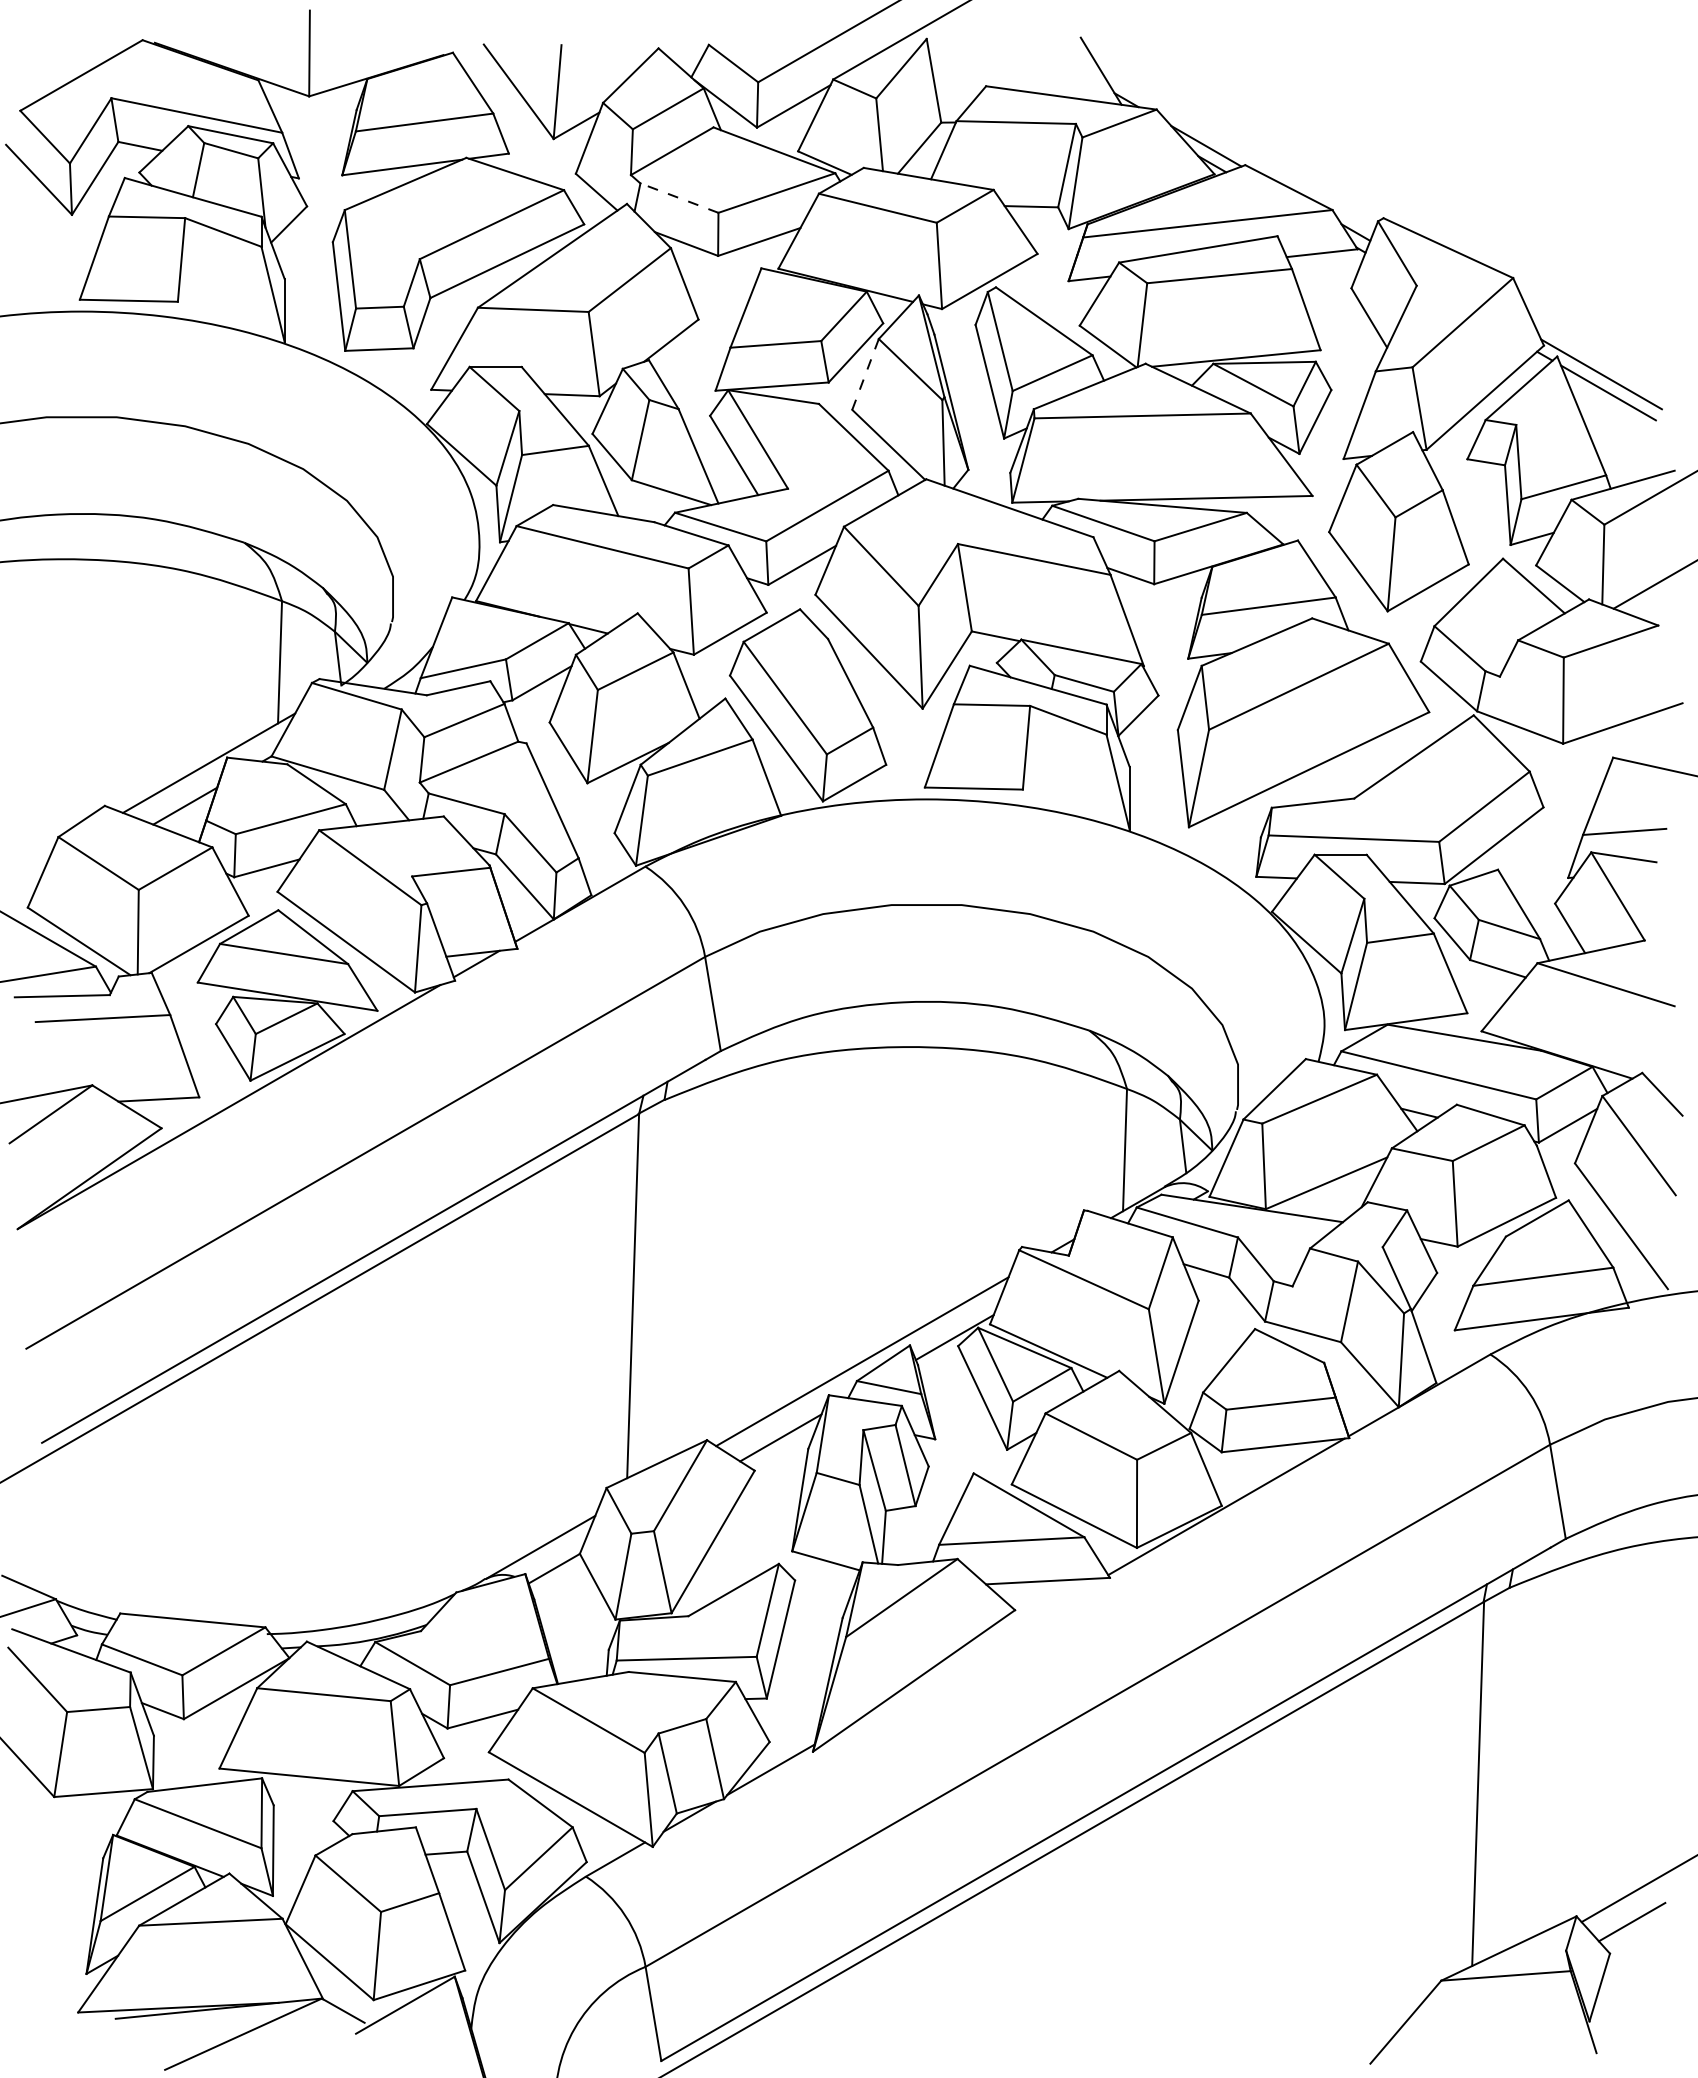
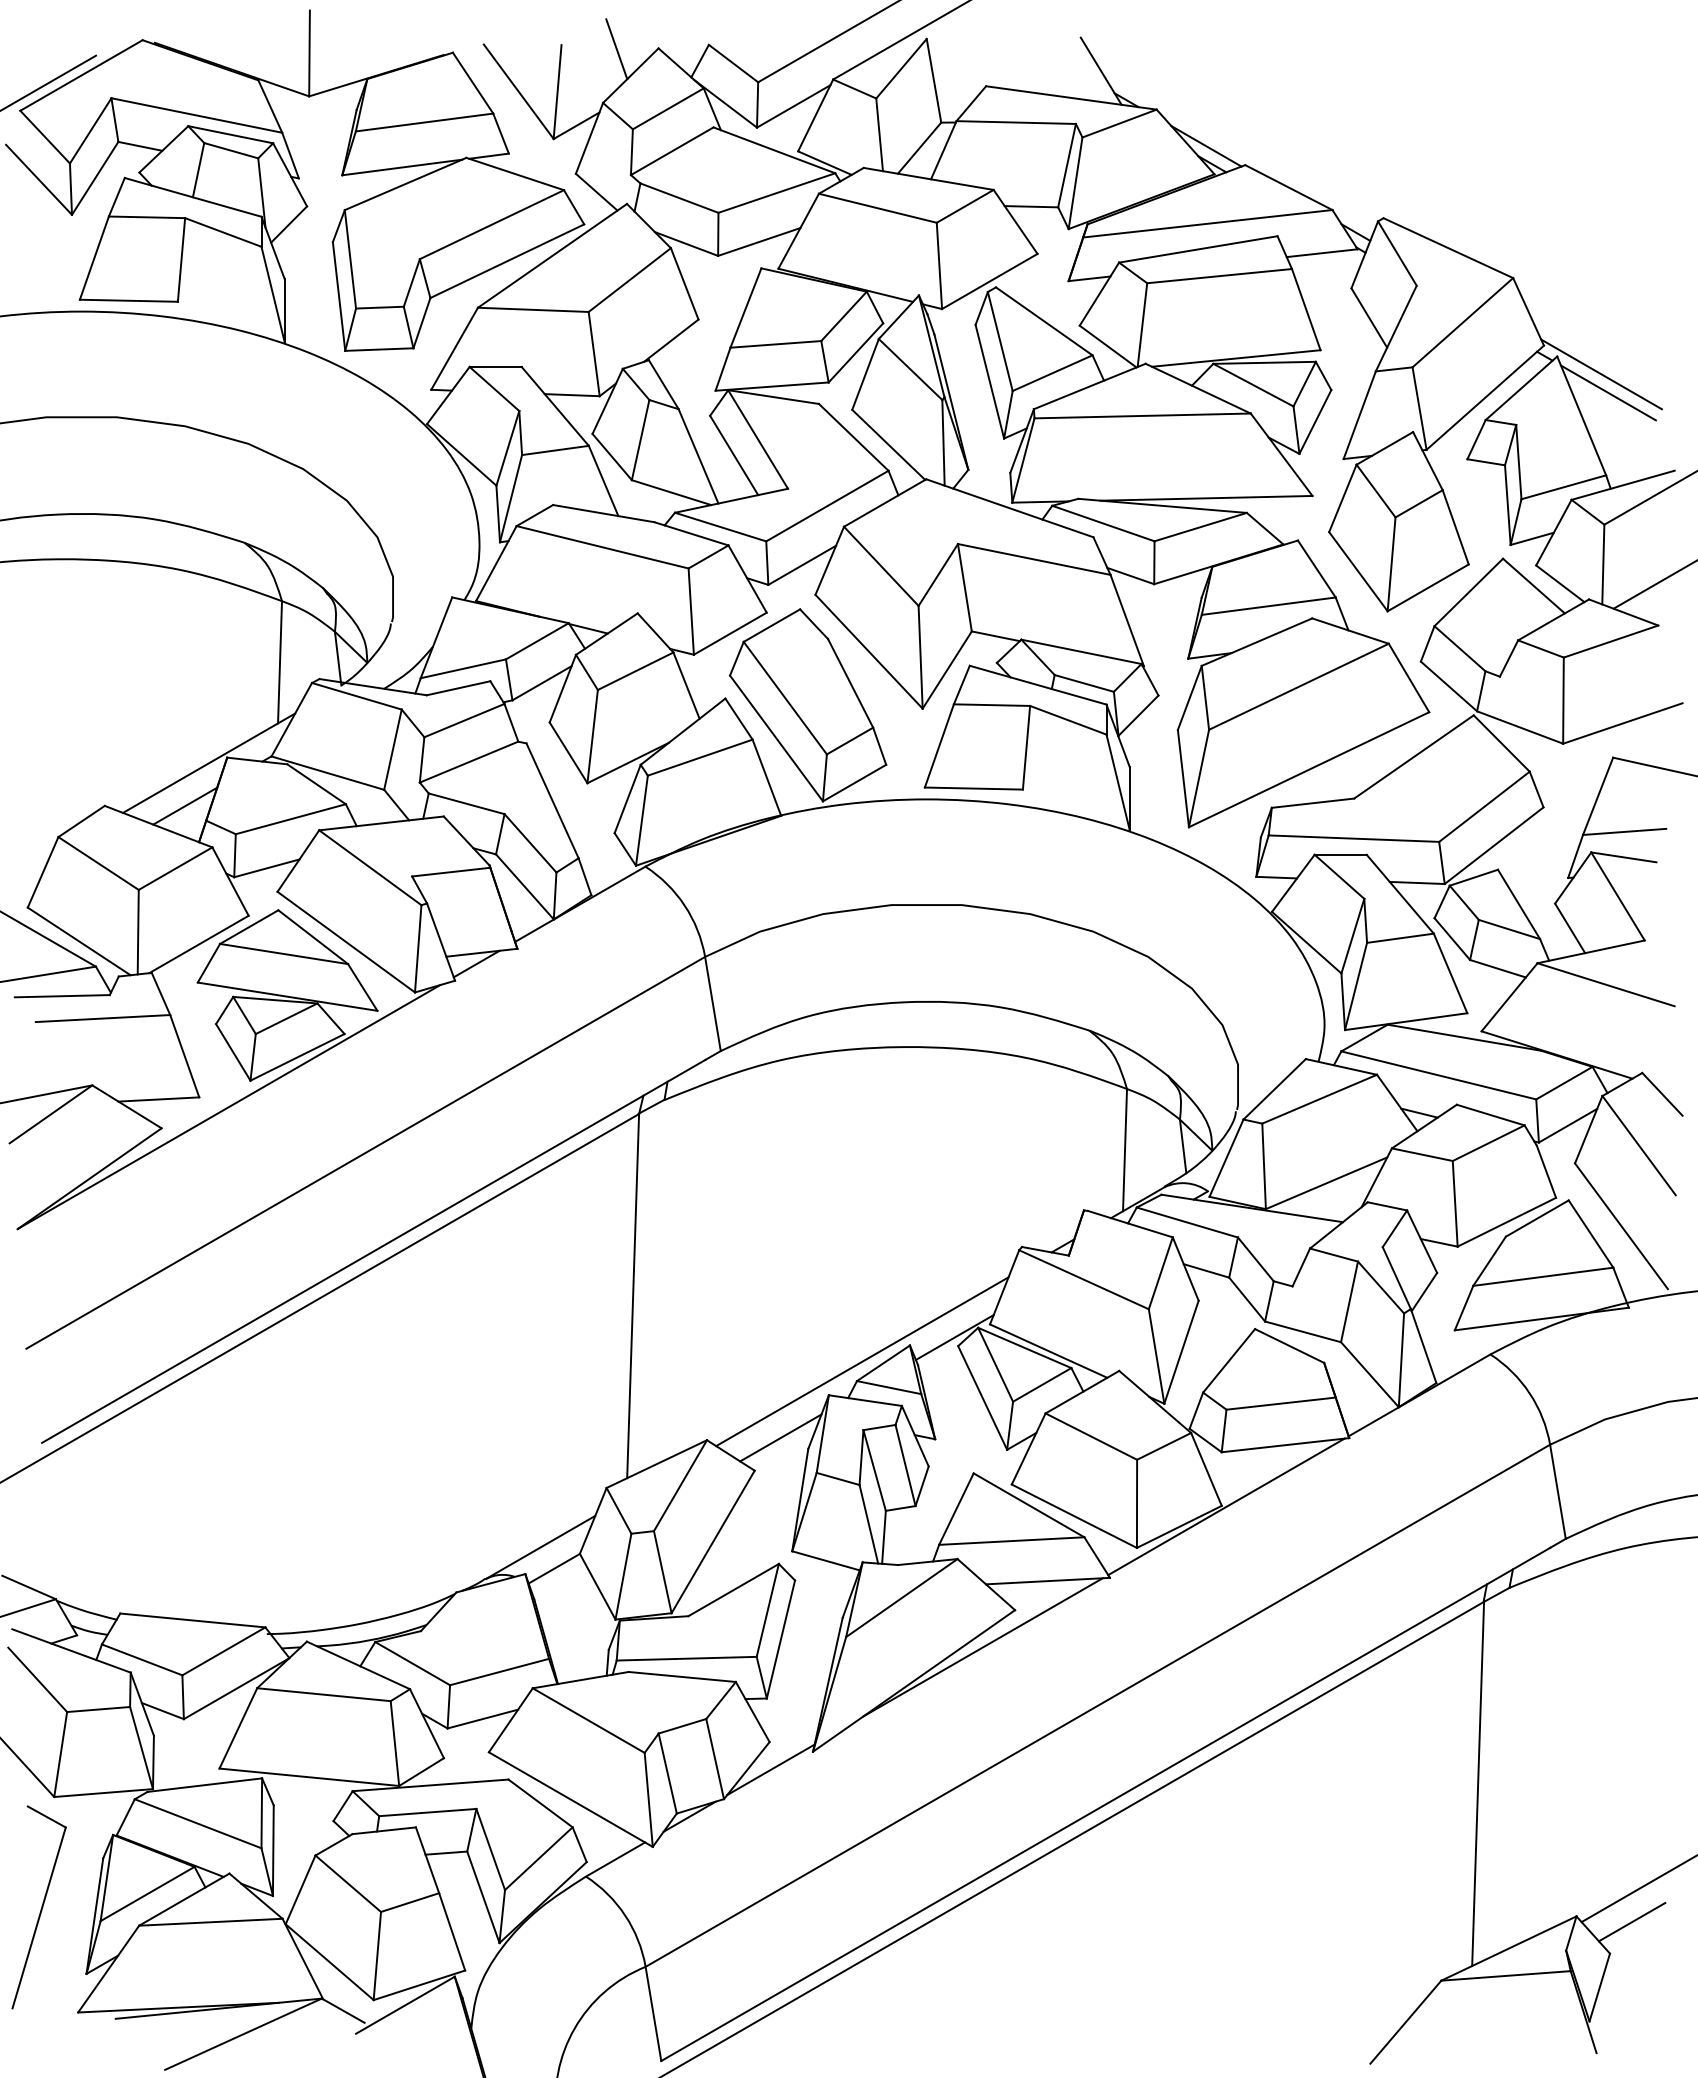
line: none -> present (616, 49)
line: none -> present (49, 82)
line: dashed -> solid (679, 198)
line: dashed -> solid (865, 374)
line: none -> present (982, 1647)
part: none -> present (38, 1907)
